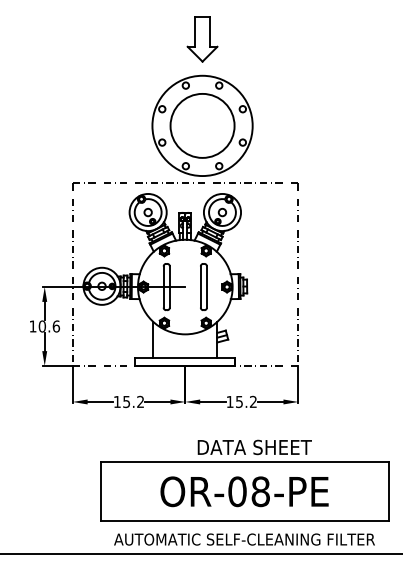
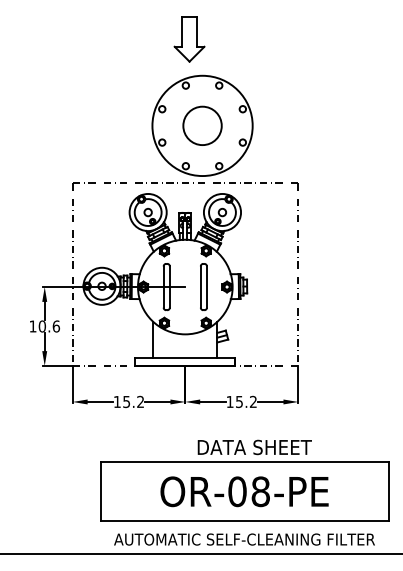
part position: (202, 39) -> (189, 39) (189, 39)
circle diameter: 64 px -> 38 px (202, 125)
